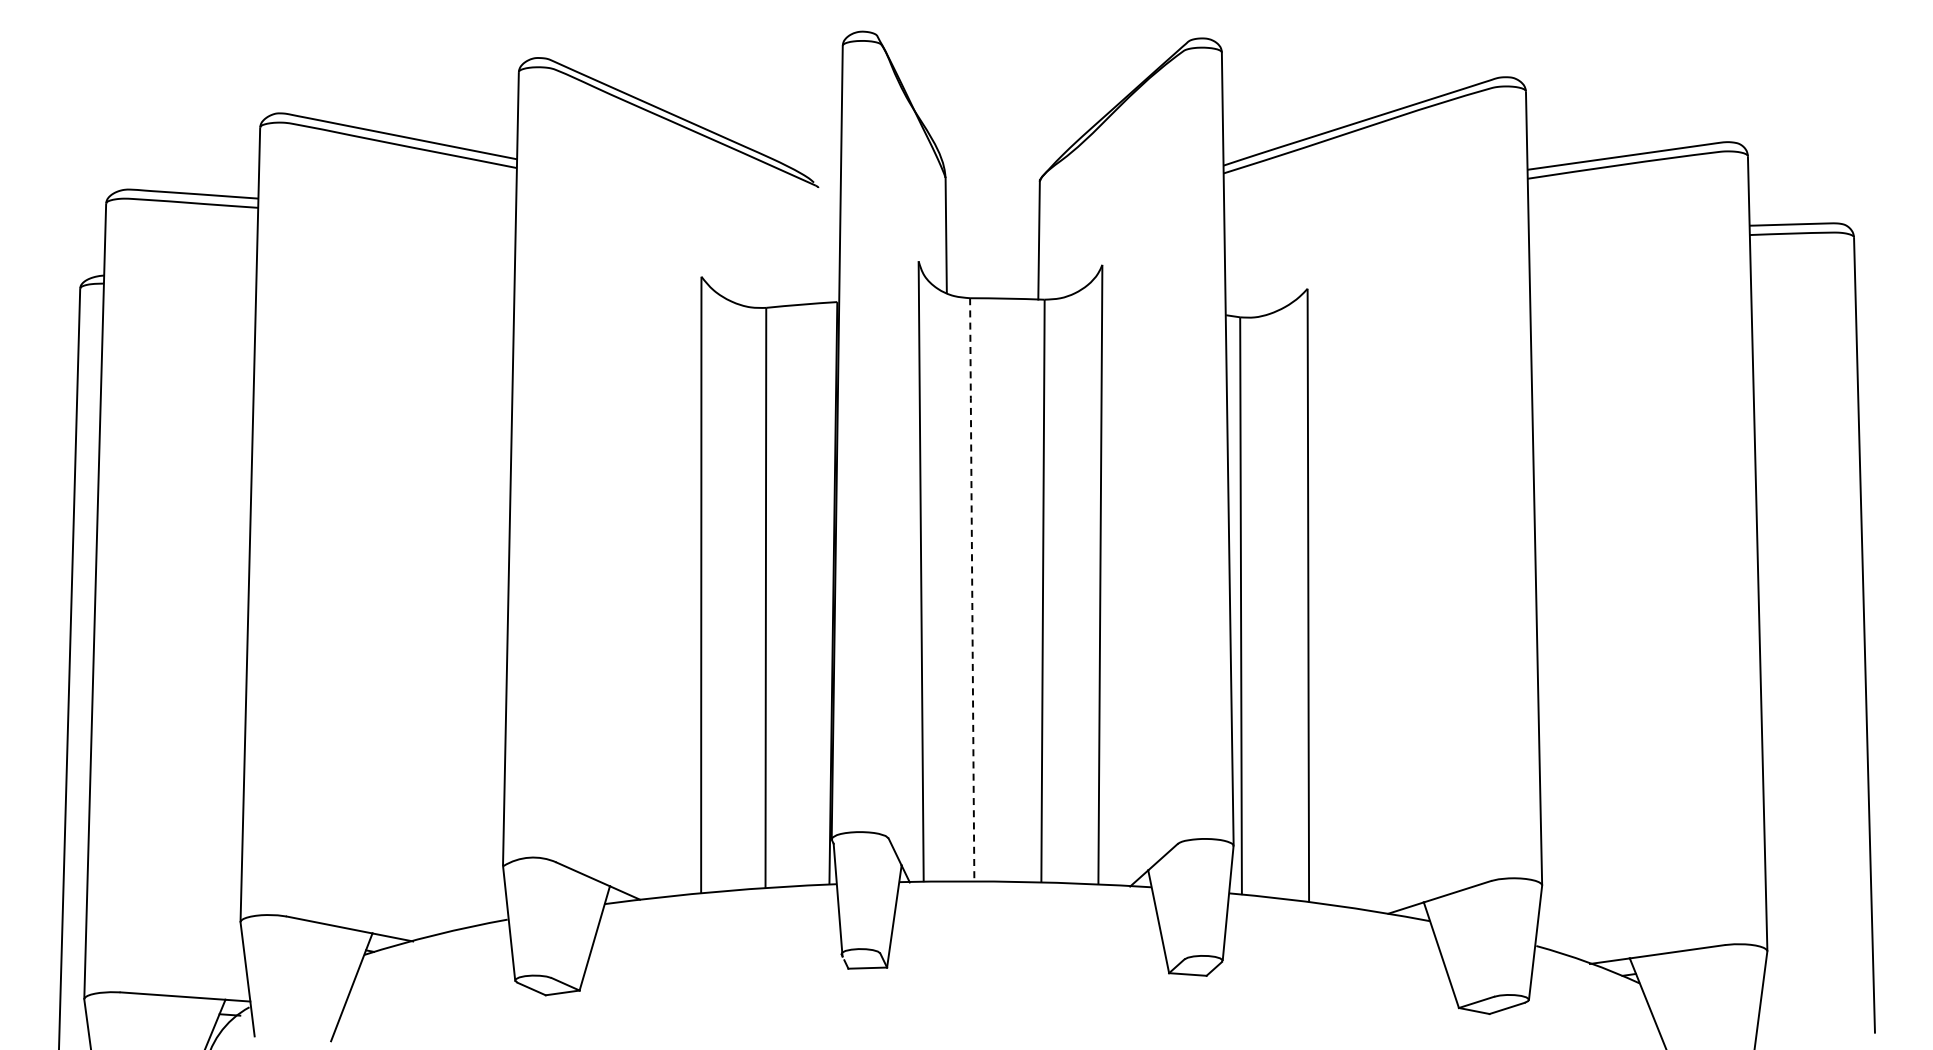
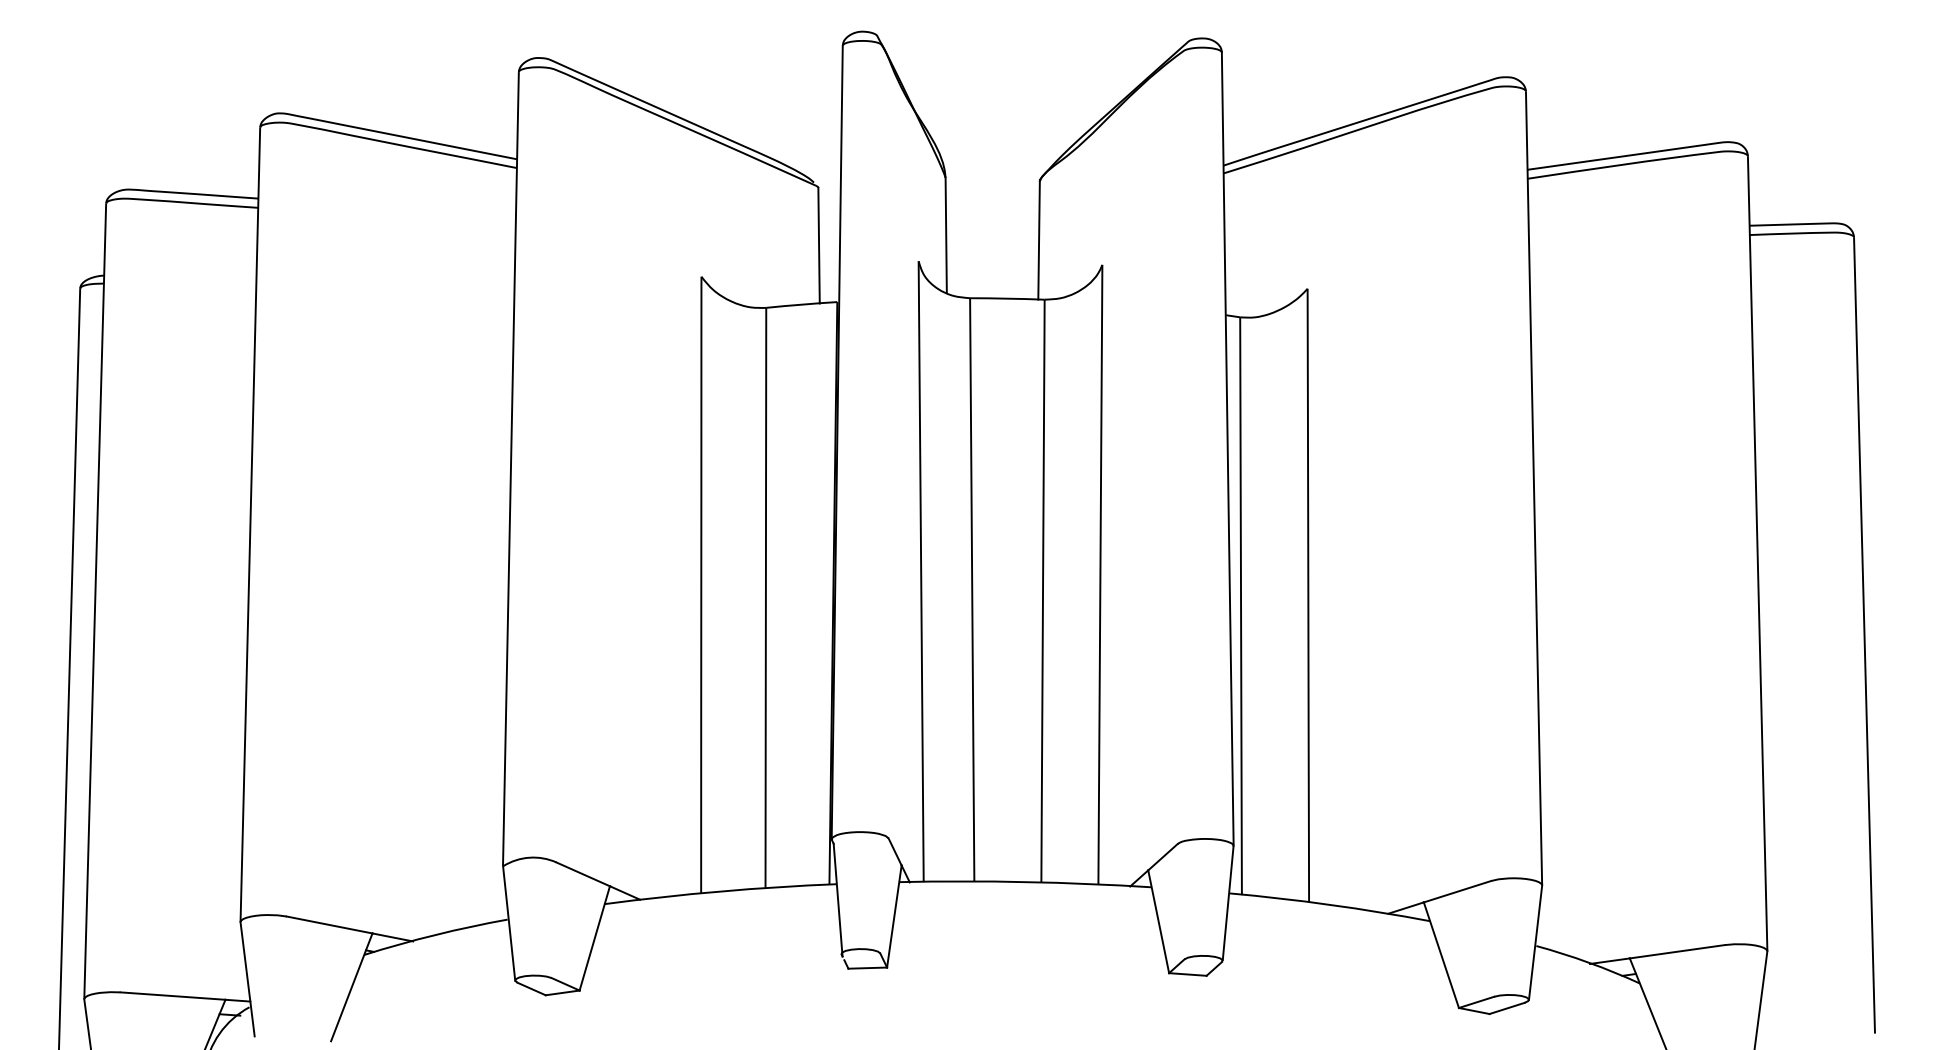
line: none -> present (818, 245)
line: dashed -> solid (972, 590)
